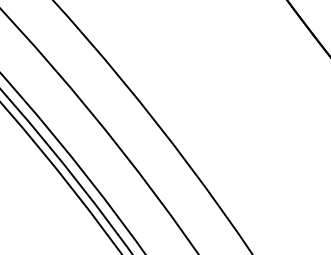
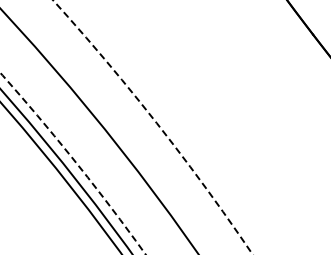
circle: solid -> dashed (152, 127)
circle: solid -> dashed (72, 163)
